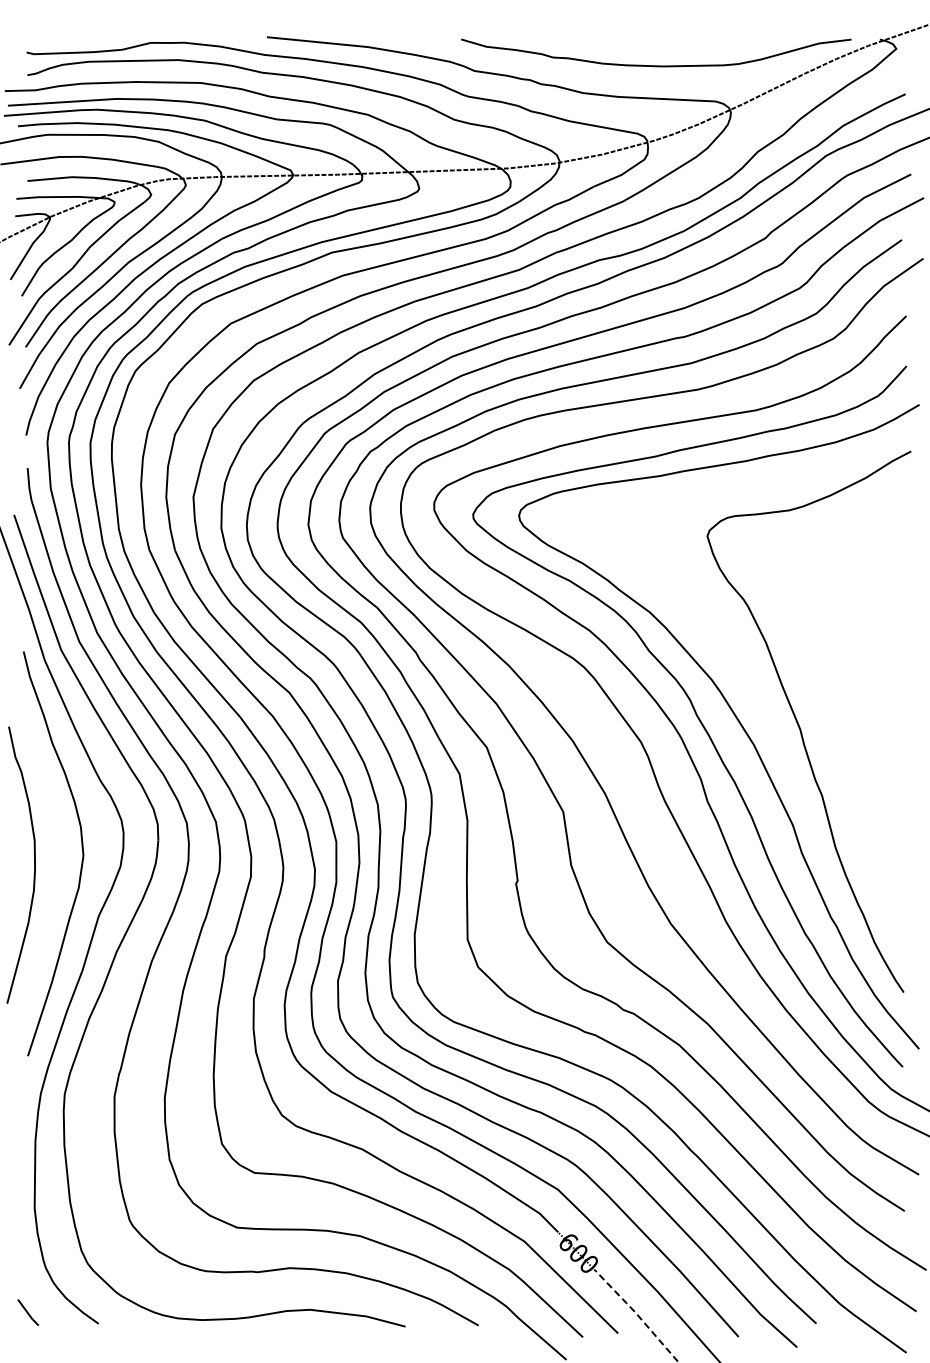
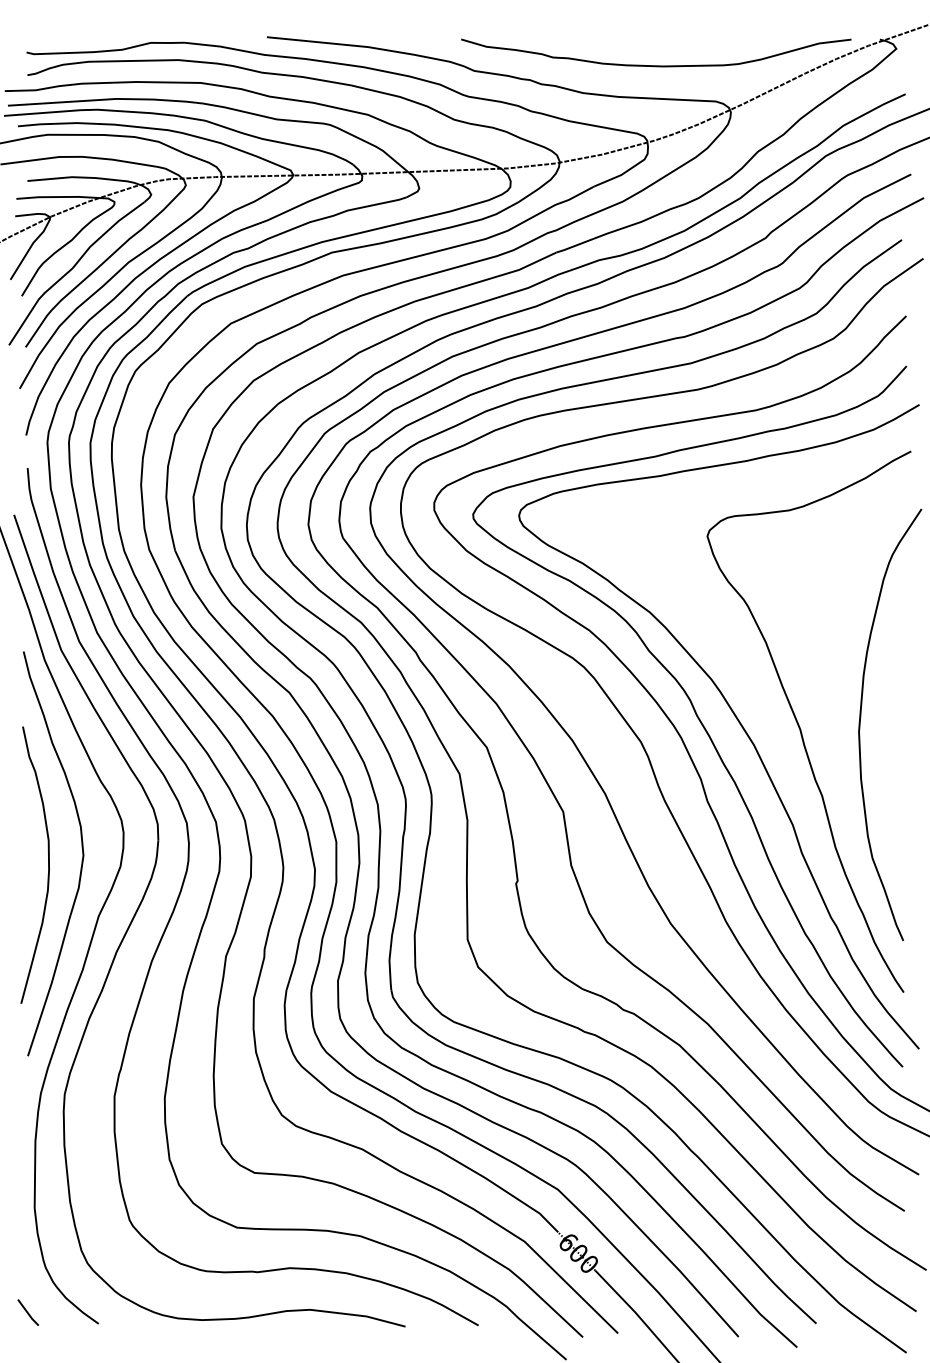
curve: none -> present (861, 717)
curve position: (34, 864) -> (48, 864) (48, 864)
line: dashed -> solid (637, 1315)
